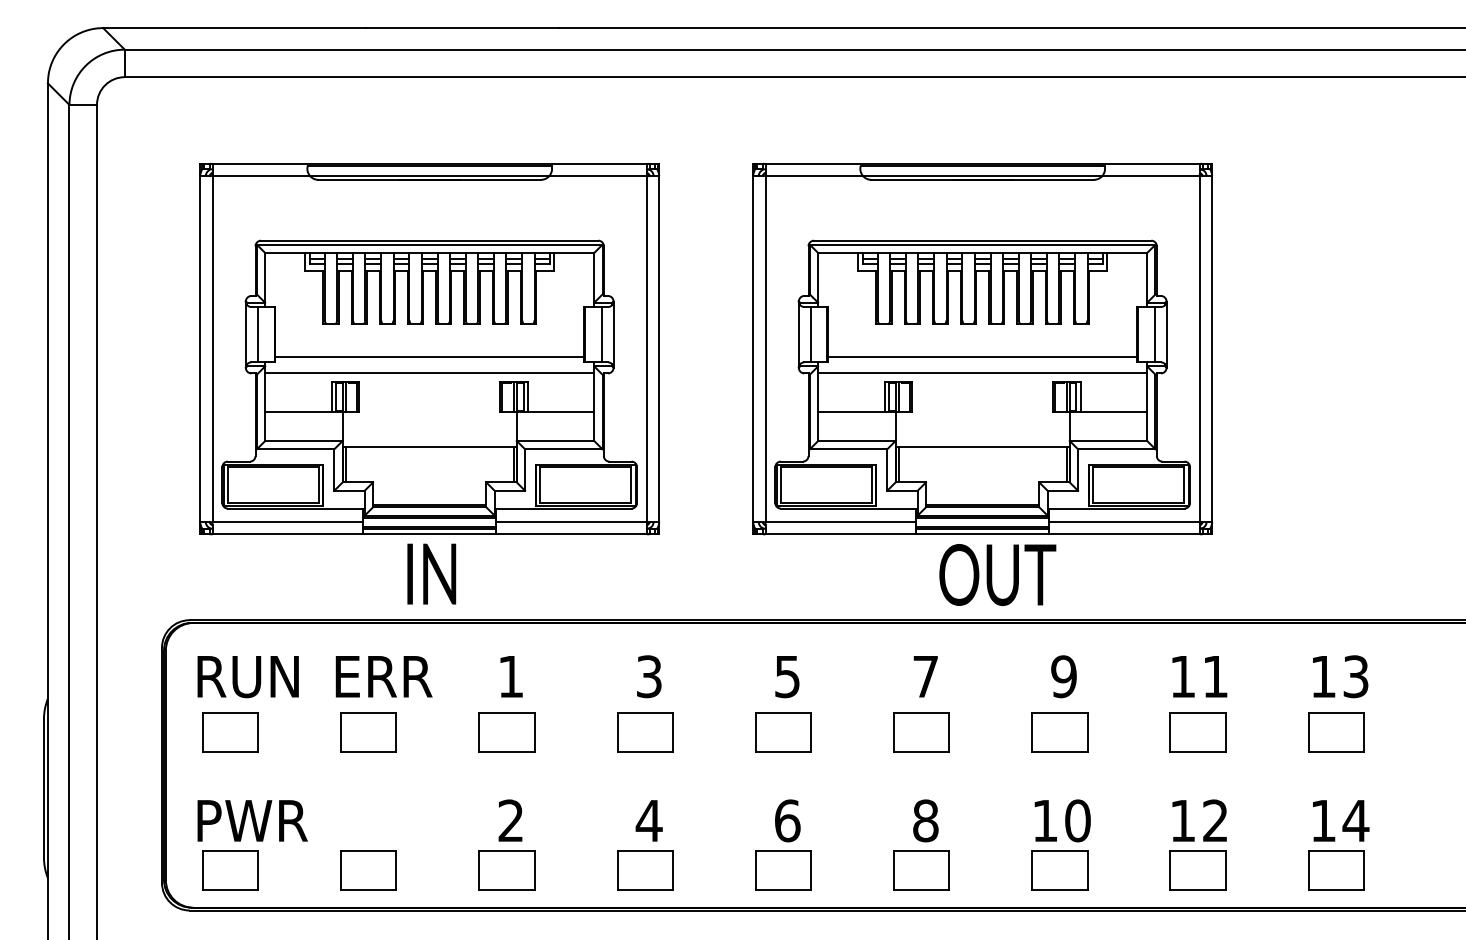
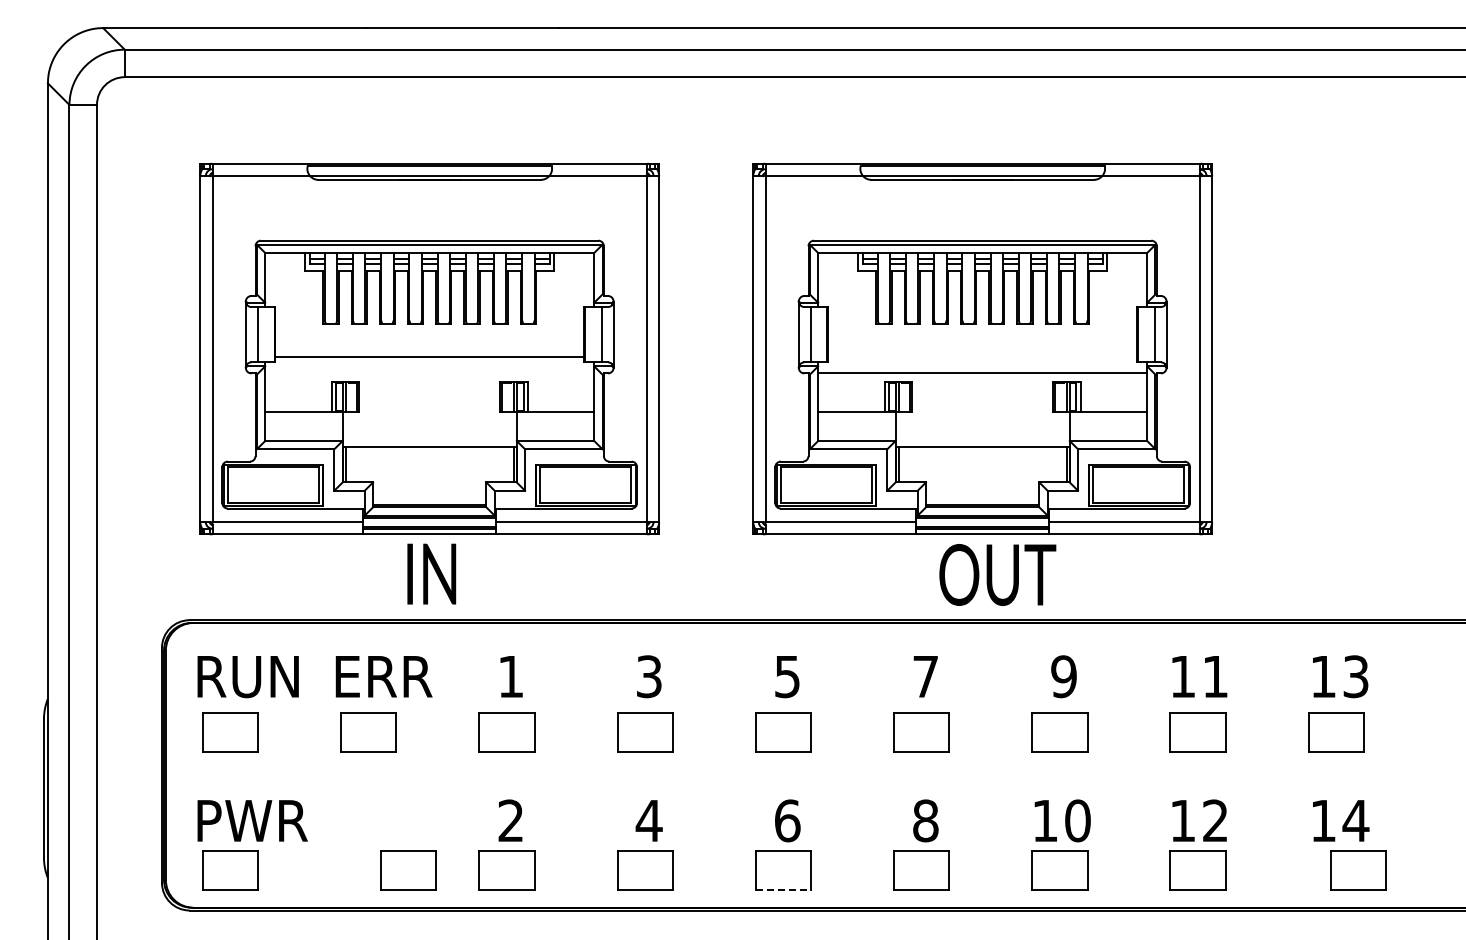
line: present -> none (982, 356)
line: present -> none (429, 373)
part position: (368, 870) -> (408, 870) (408, 870)
part position: (1336, 870) -> (1358, 870) (1358, 870)
line: solid -> dashed (783, 889)
